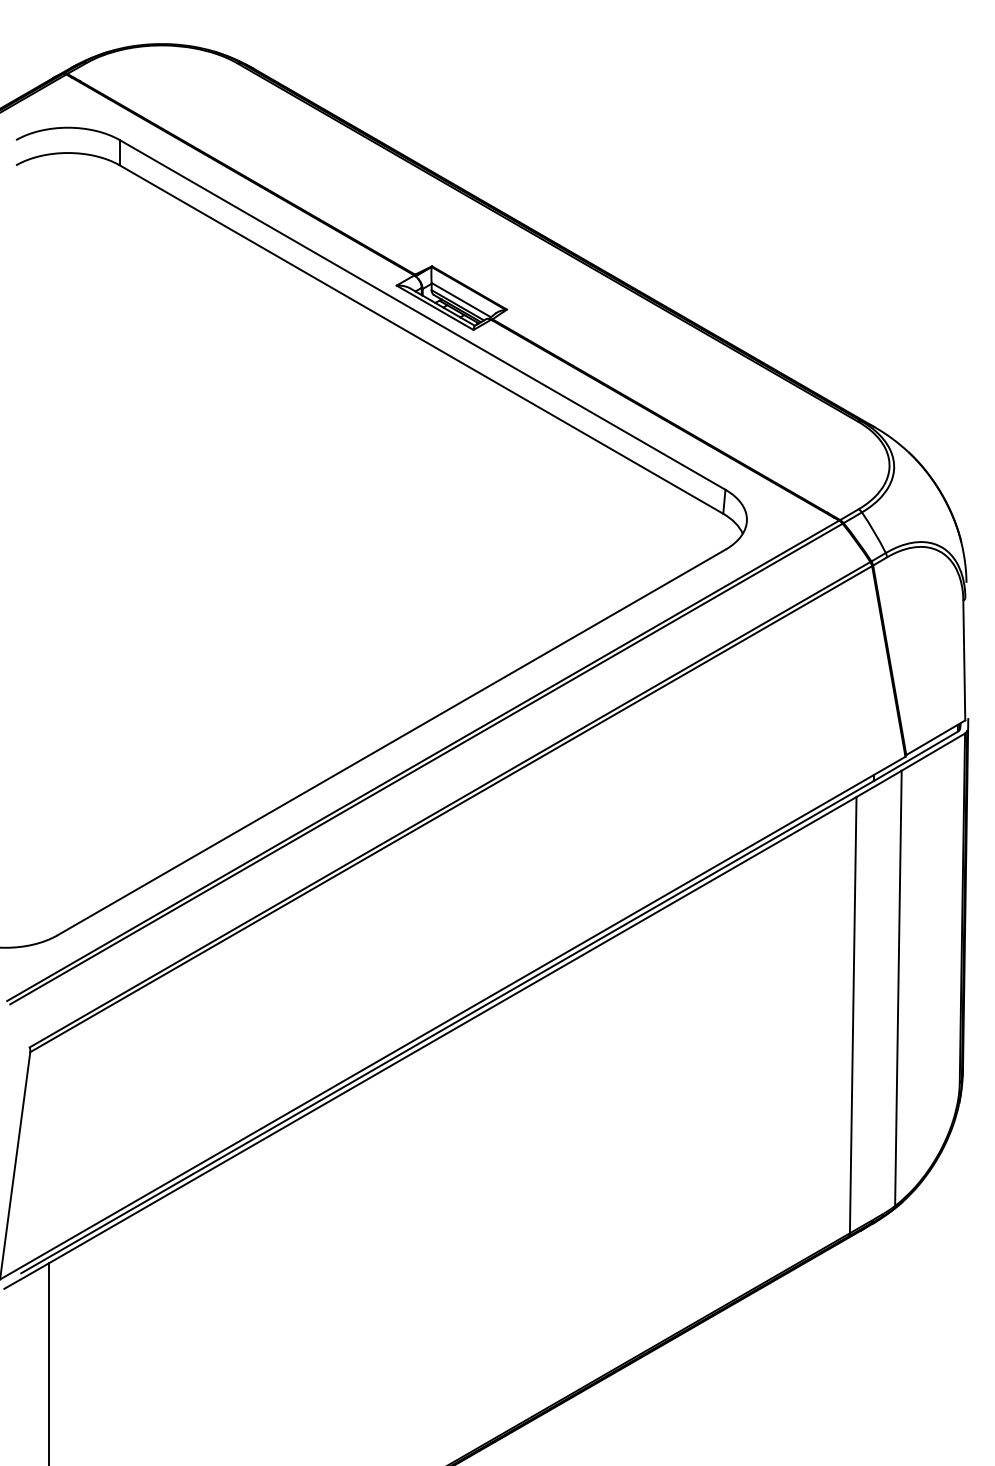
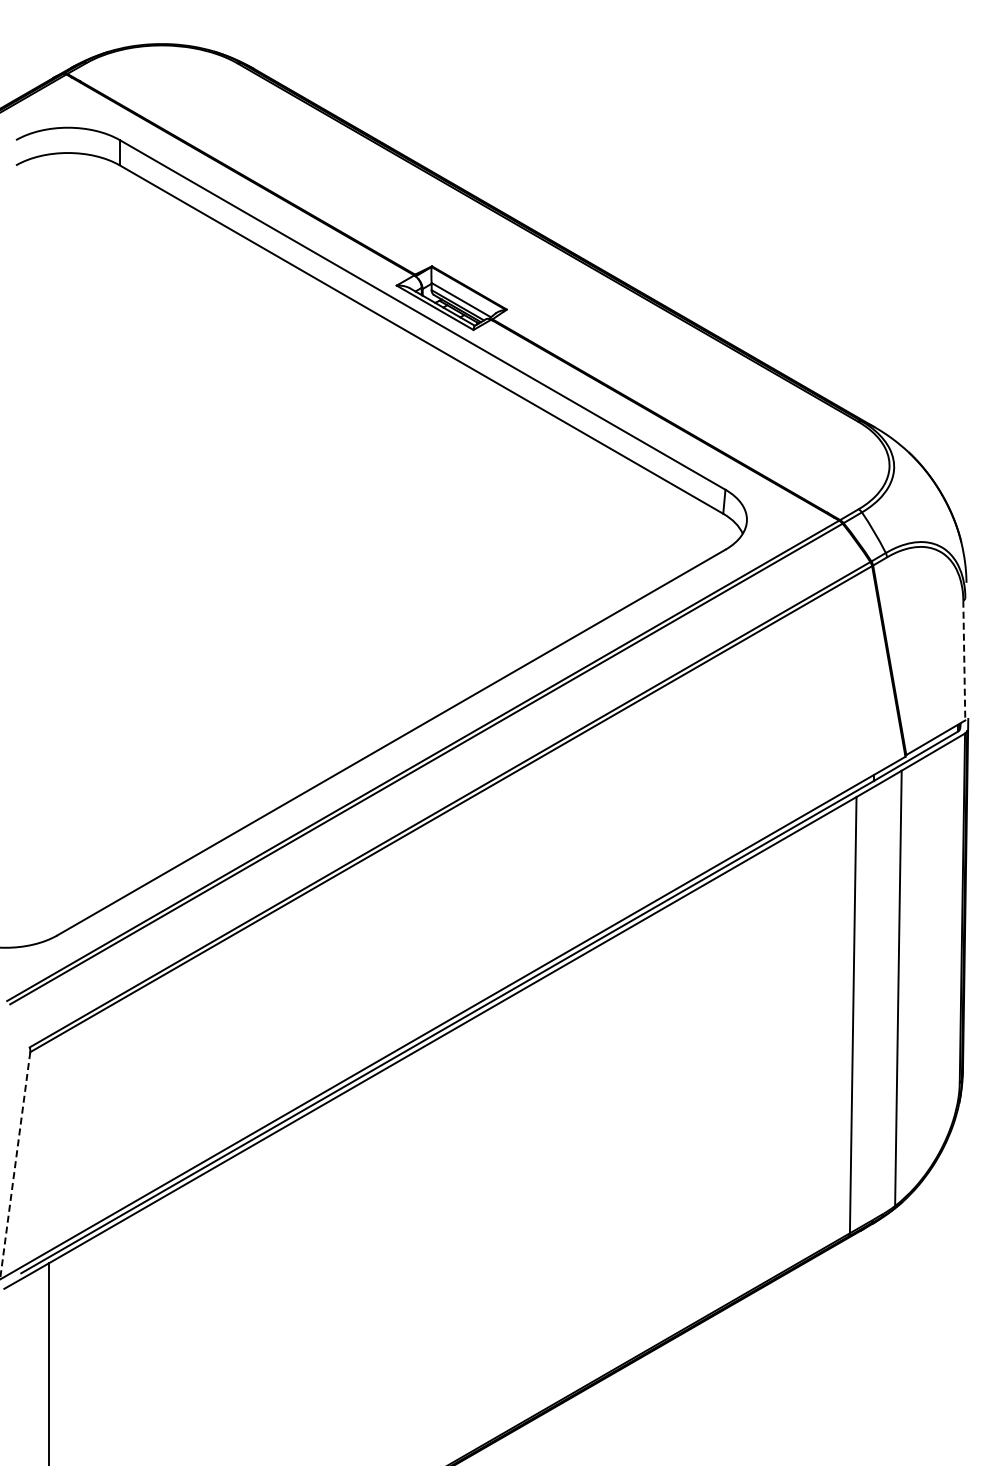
line: solid -> dashed (964, 660)
line: solid -> dashed (15, 1165)
